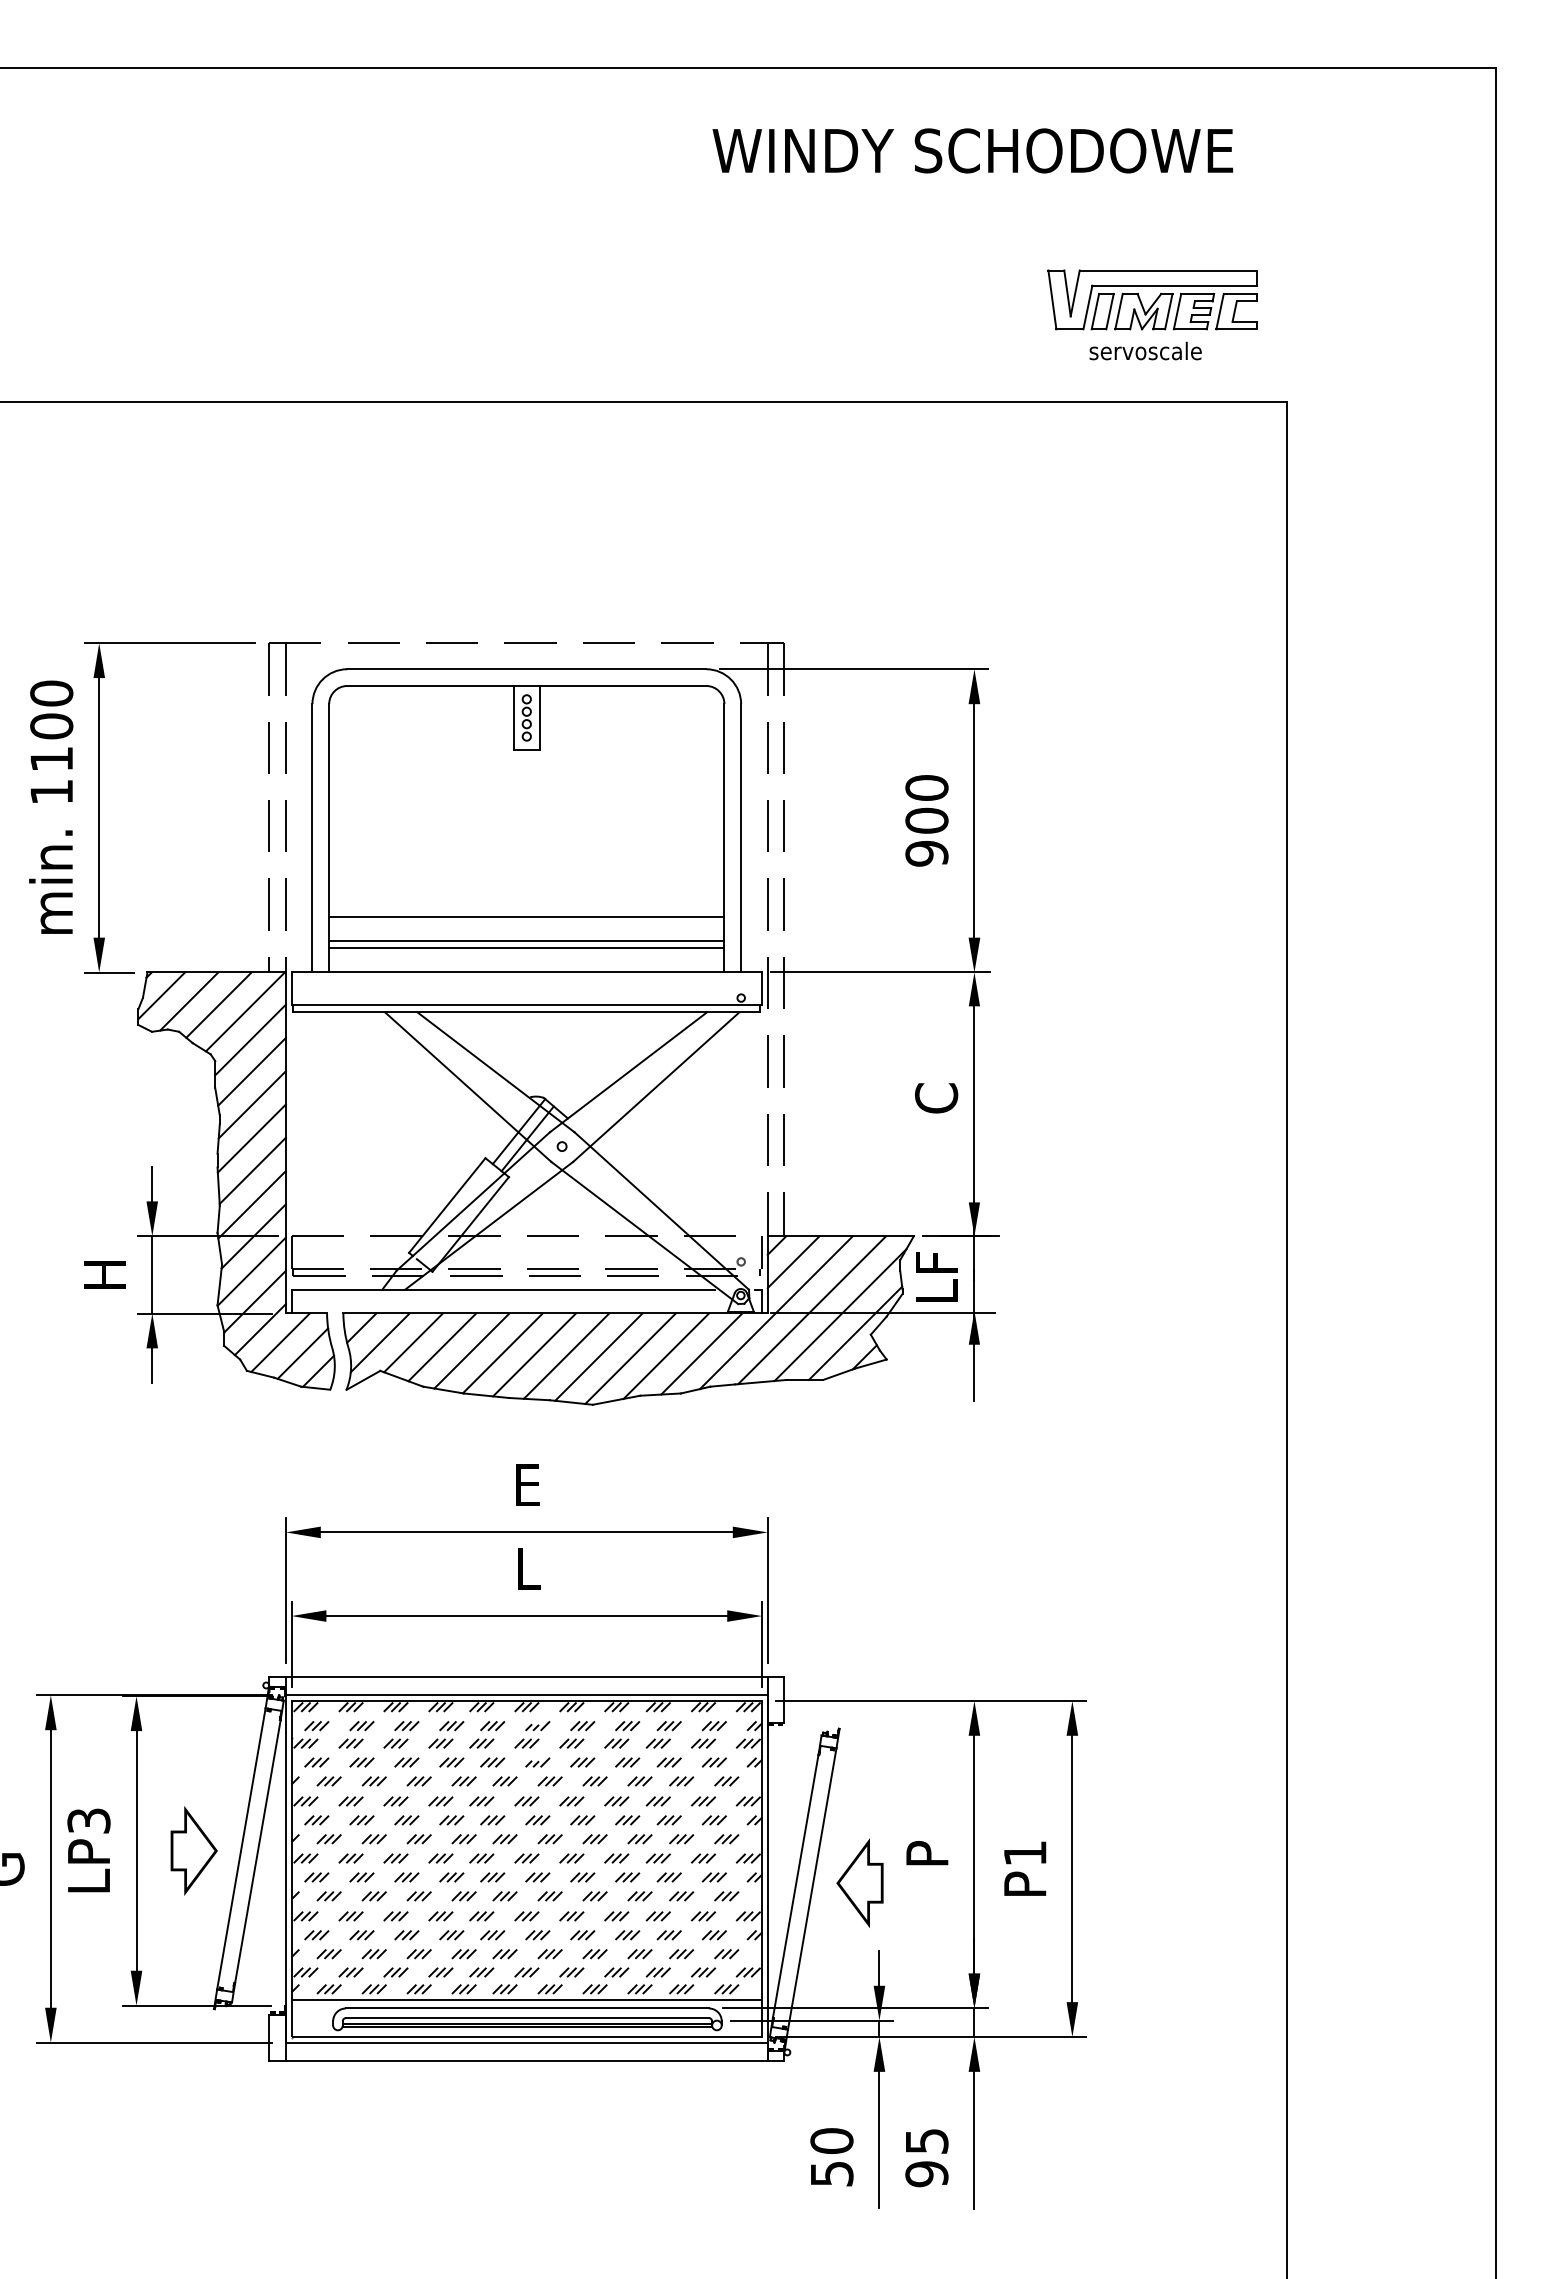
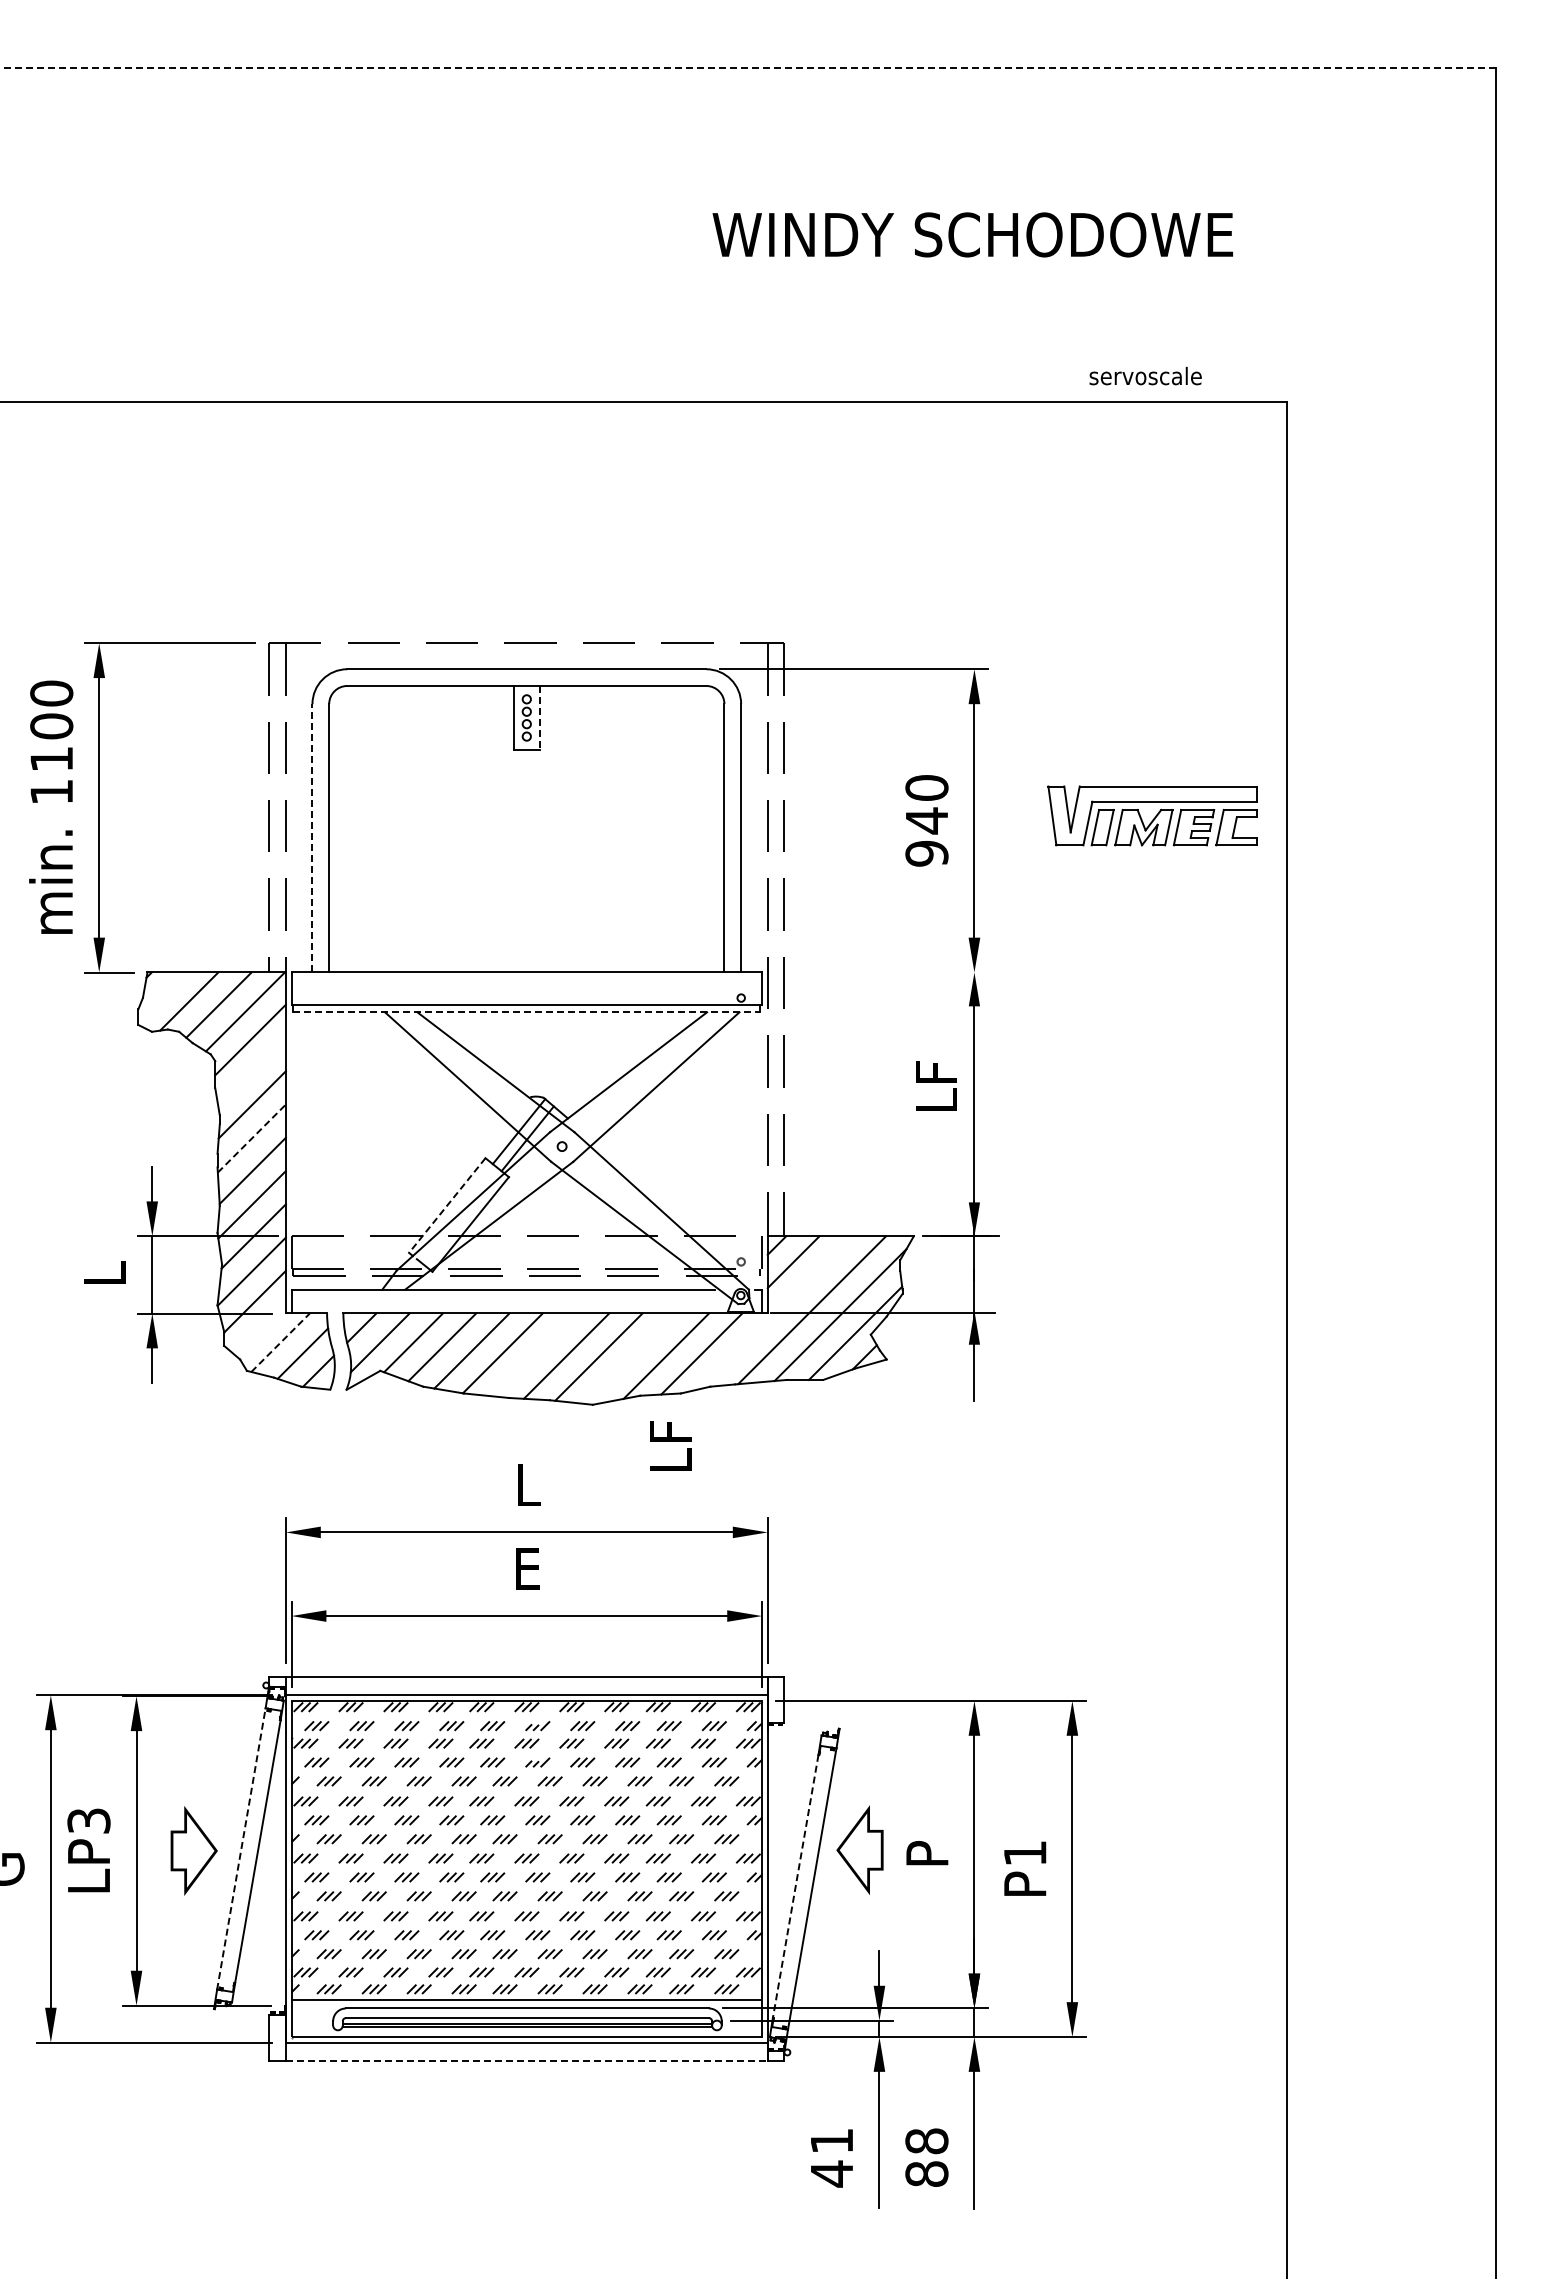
line: solid -> dashed (747, 68)
text position: (972, 150) -> (972, 234) (972, 234)
part position: (1152, 299) -> (1152, 815) (1152, 815)
text position: (1145, 350) -> (1145, 375) (1145, 375)
line: solid -> dashed (539, 717)
text: 900 -> 940 (926, 820)
line: solid -> dashed (312, 837)
line: present -> none (526, 916)
line: present -> none (526, 941)
line: present -> none (526, 948)
line: present -> none (880, 972)
line: present -> none (161, 995)
line: solid -> dashed (527, 1012)
line: present -> none (251, 1071)
text: C -> LF (936, 1087)
line: solid -> dashed (252, 1138)
line: solid -> dashed (447, 1205)
text: H -> L (104, 1274)
text position: (936, 1276) -> (670, 1445) (670, 1445)
line: present -> none (776, 1312)
line: present -> none (259, 1329)
line: solid -> dashed (280, 1342)
line: present -> none (534, 1354)
line: present -> none (630, 1358)
text: E -> L (528, 1484)
text: L -> E (528, 1568)
line: solid -> dashed (241, 1849)
part position: (859, 1882) -> (859, 1849) (859, 1849)
line: solid -> dashed (795, 1886)
line: solid -> dashed (526, 2061)
text: 50 -> 41 (831, 2157)
text: 95 -> 88 (926, 2157)
